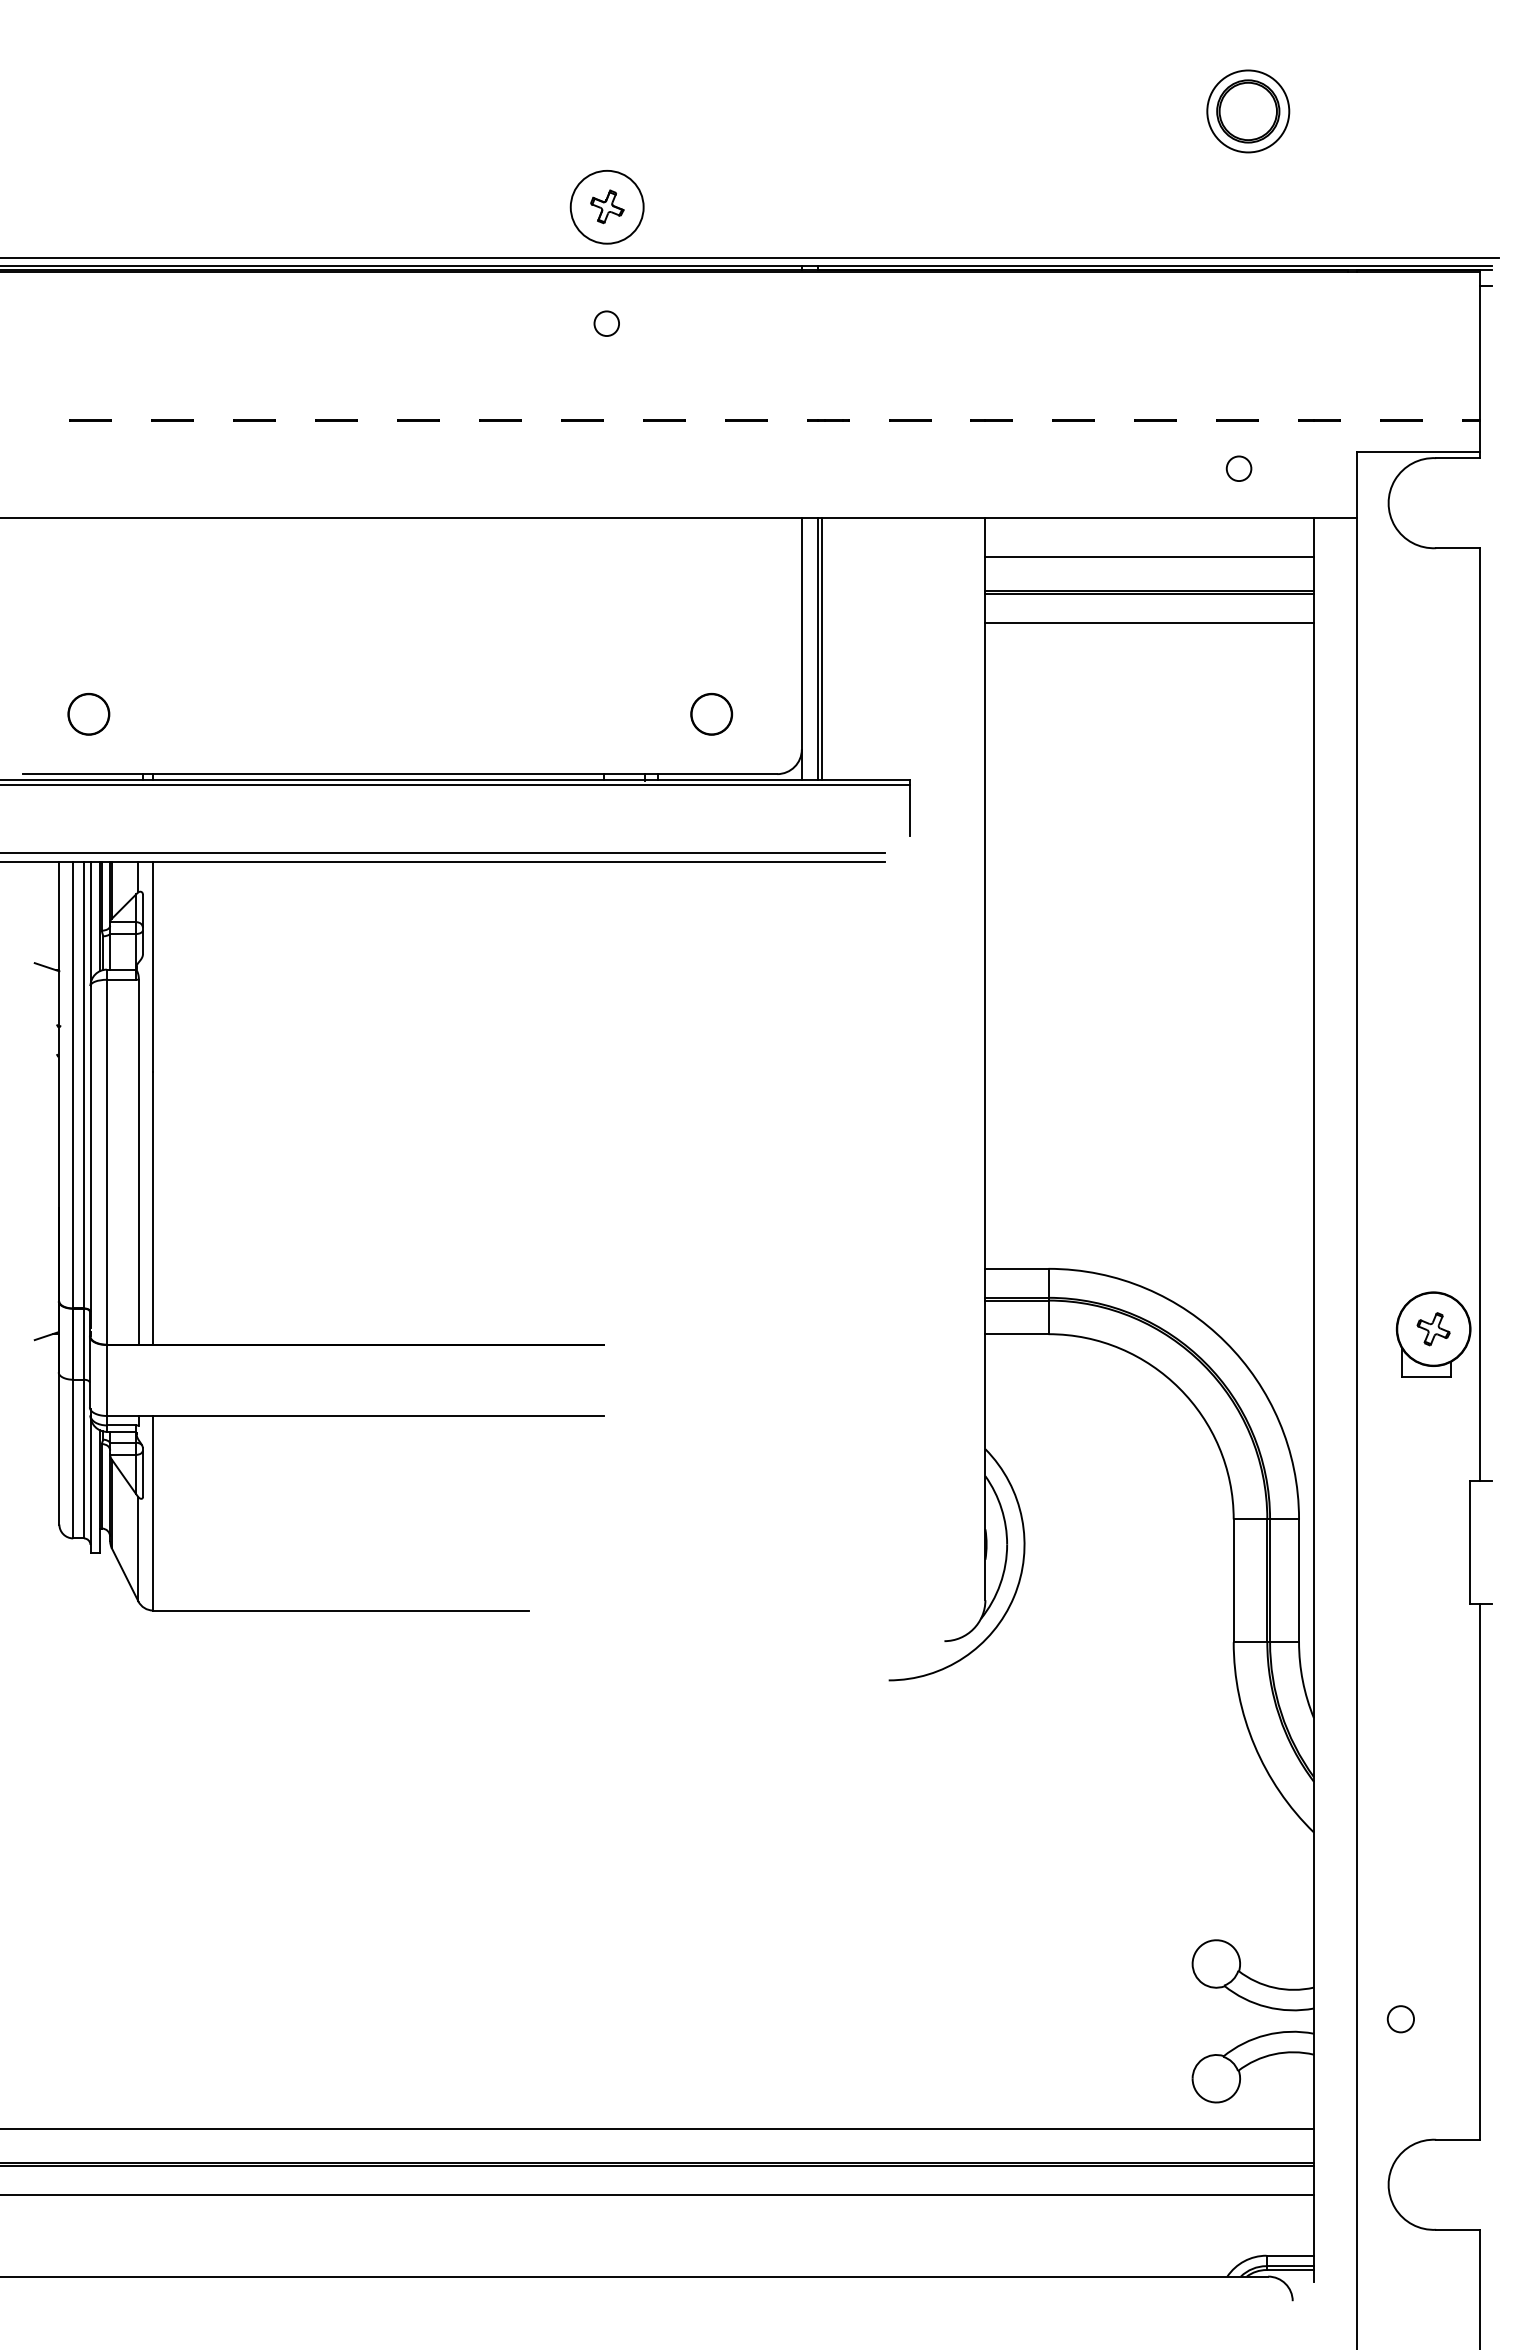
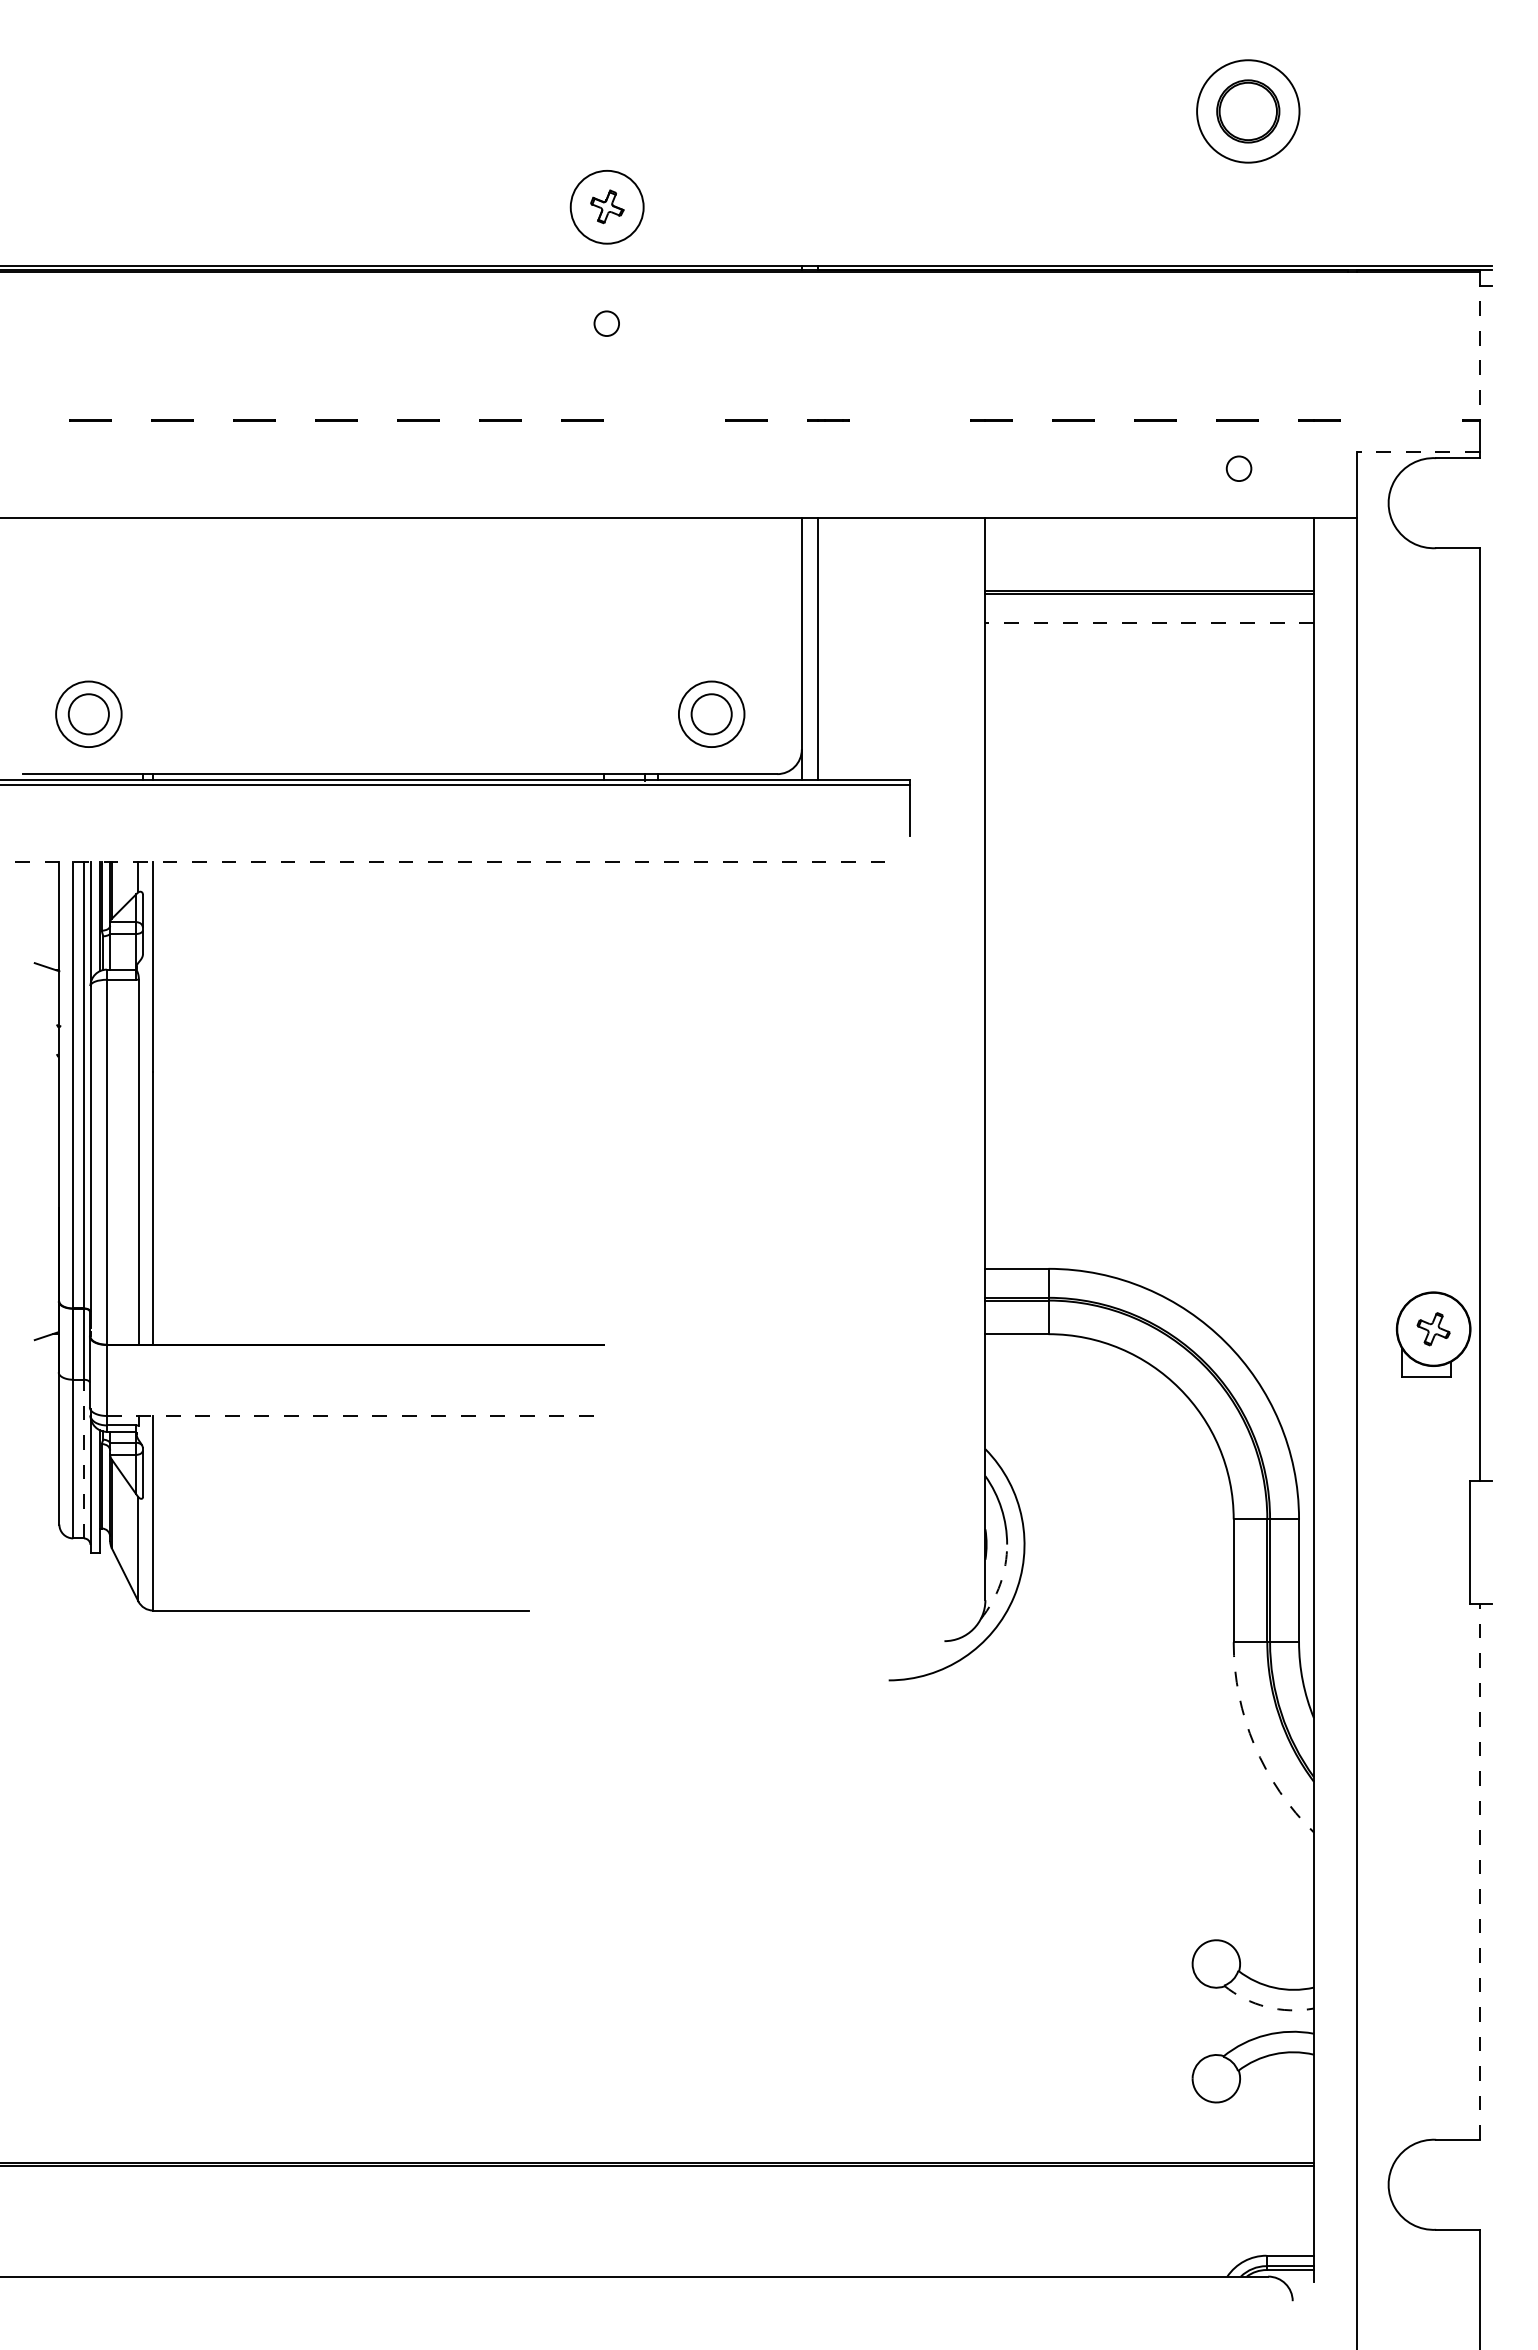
circle diameter: 82 px -> 102 px (1248, 111)
line: present -> none (750, 258)
line: solid -> dashed (1479, 346)
line: present -> none (664, 420)
line: present -> none (910, 420)
line: present -> none (1401, 420)
line: solid -> dashed (1417, 452)
line: present -> none (1149, 557)
line: solid -> dashed (1149, 622)
line: present -> none (821, 648)
circle diameter: 41 px -> 66 px (88, 714)
circle diameter: 41 px -> 66 px (711, 714)
line: present -> none (443, 853)
line: solid -> dashed (442, 862)
line: solid -> dashed (355, 1415)
line: solid -> dashed (83, 1458)
arc: solid -> dashed (1000, 1584)
arc: solid -> dashed (1254, 1745)
line: solid -> dashed (1479, 1871)
arc: solid -> dashed (1266, 2006)
circle: present -> none (1400, 2019)
line: present -> none (658, 2129)
line: present -> none (658, 2194)
